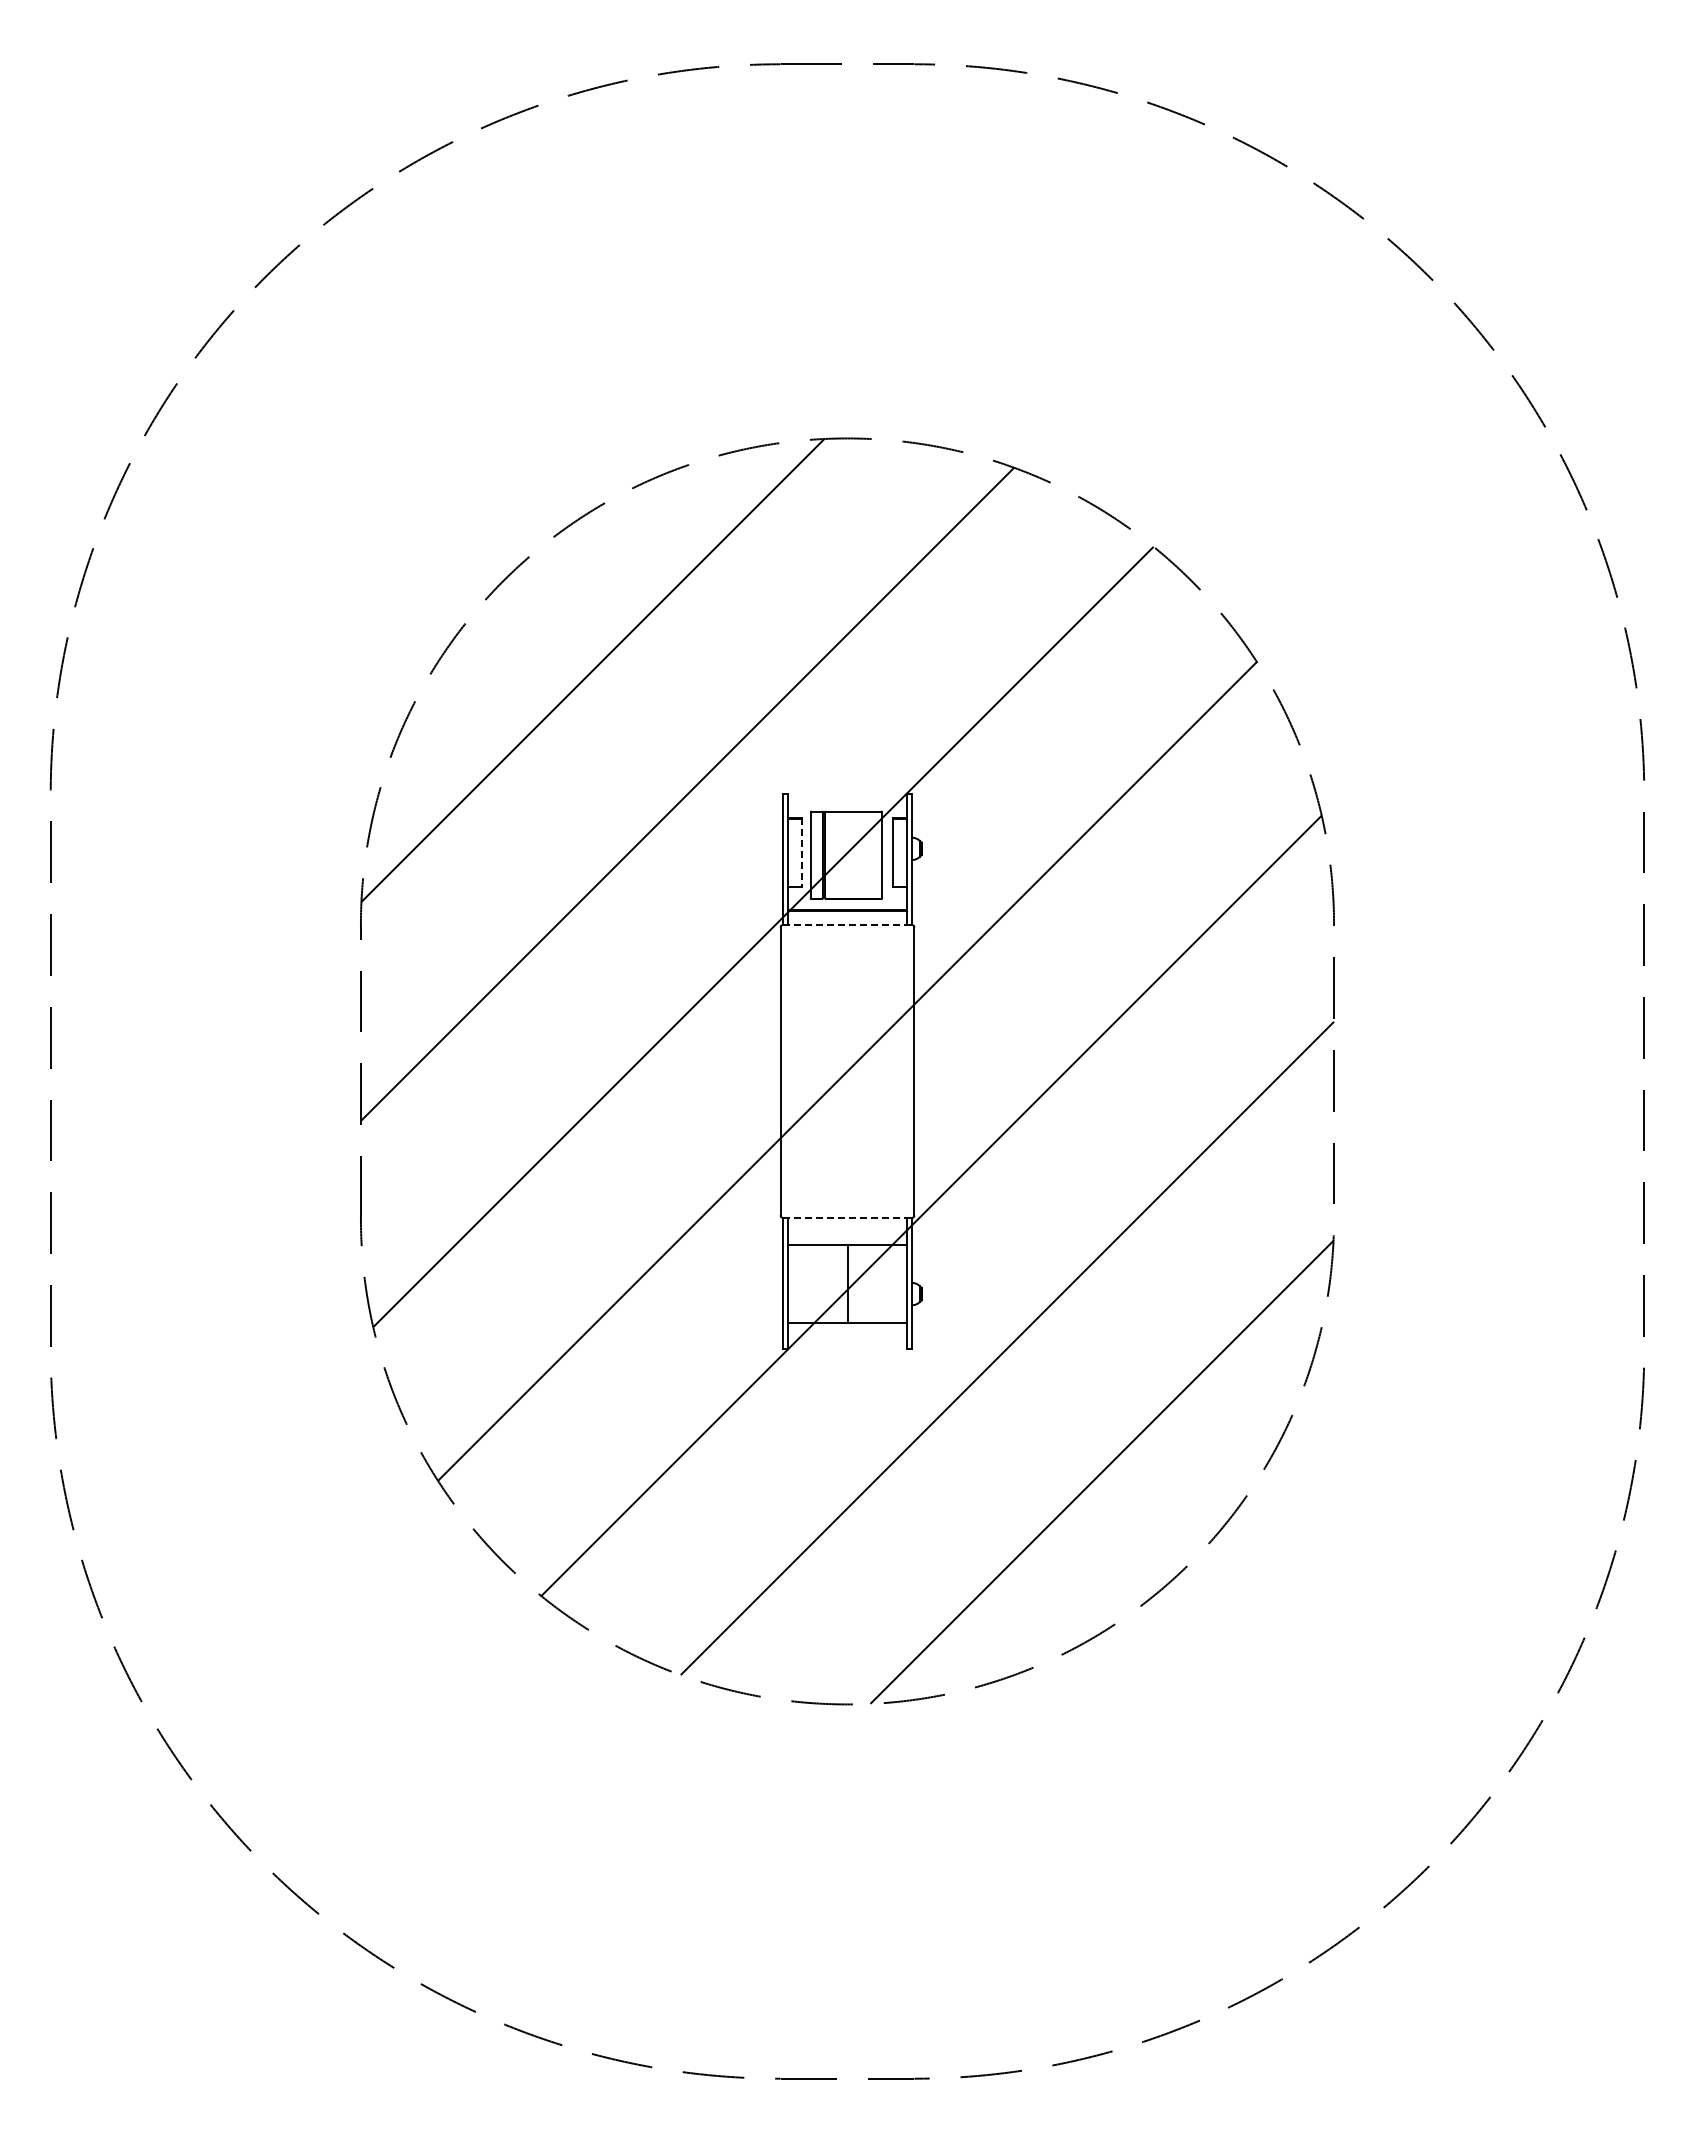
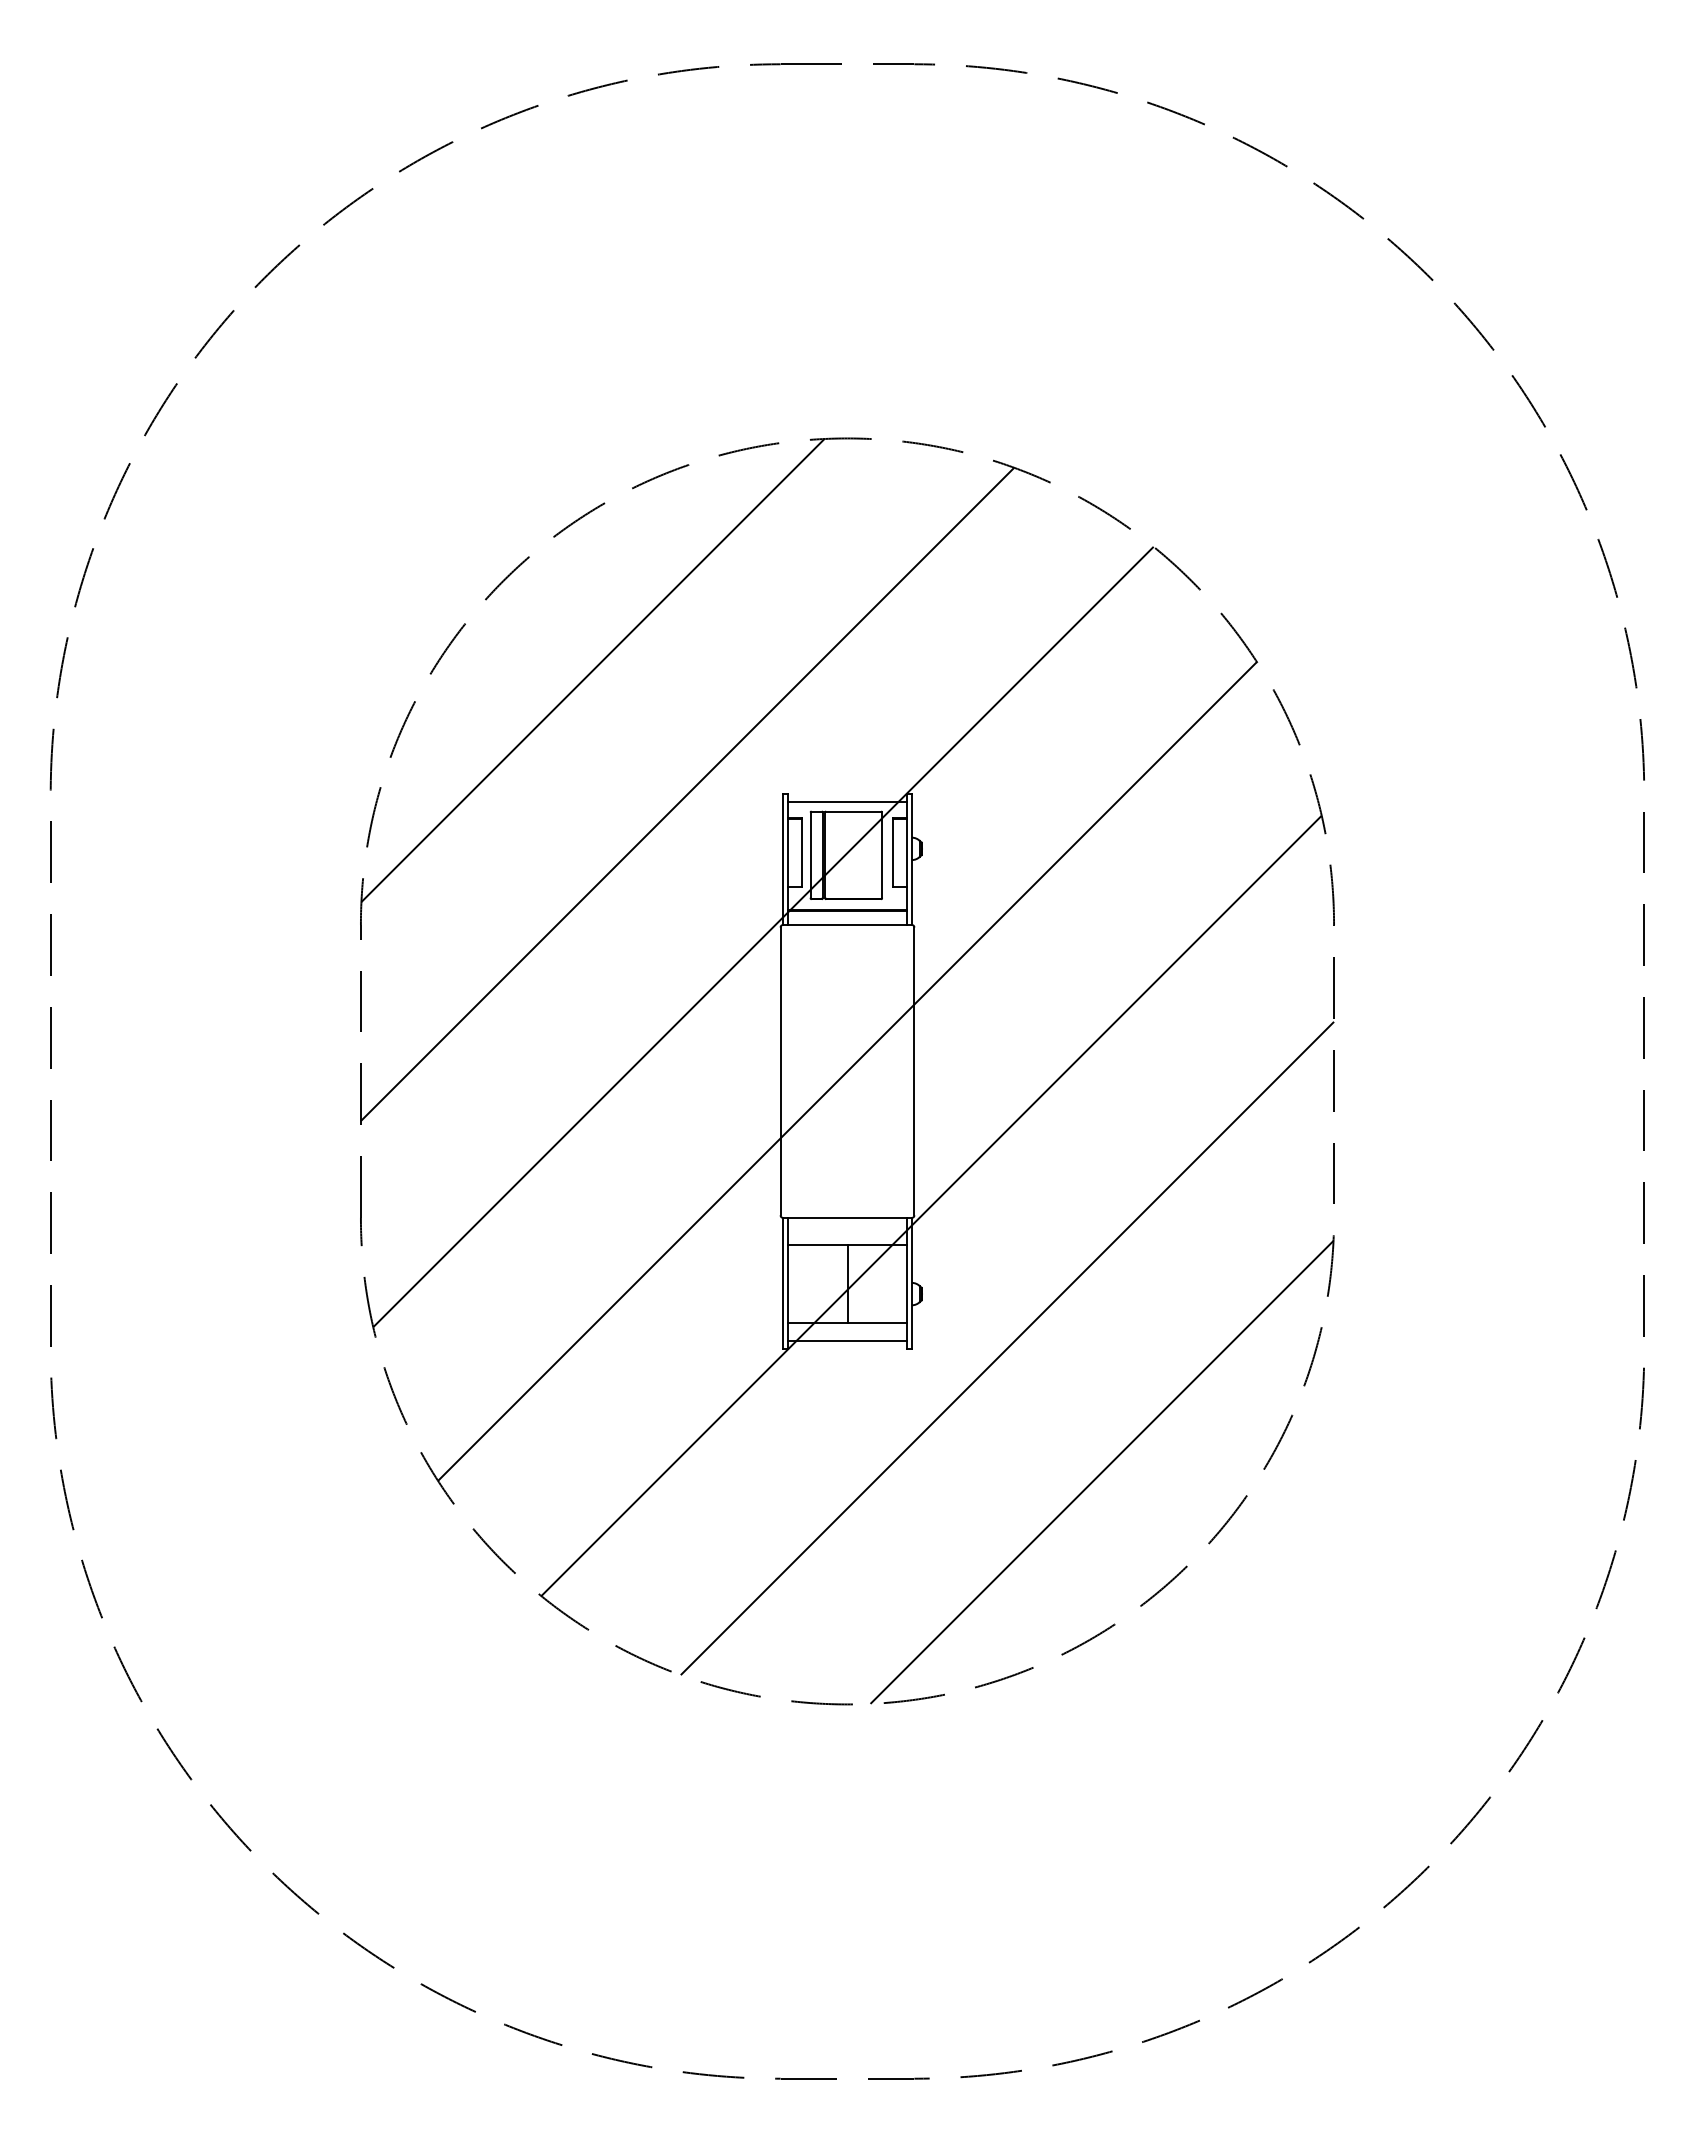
line: none -> present (847, 801)
line: dashed -> solid (802, 852)
line: dashed -> solid (847, 925)
line: dashed -> solid (847, 1217)
line: none -> present (847, 1341)
